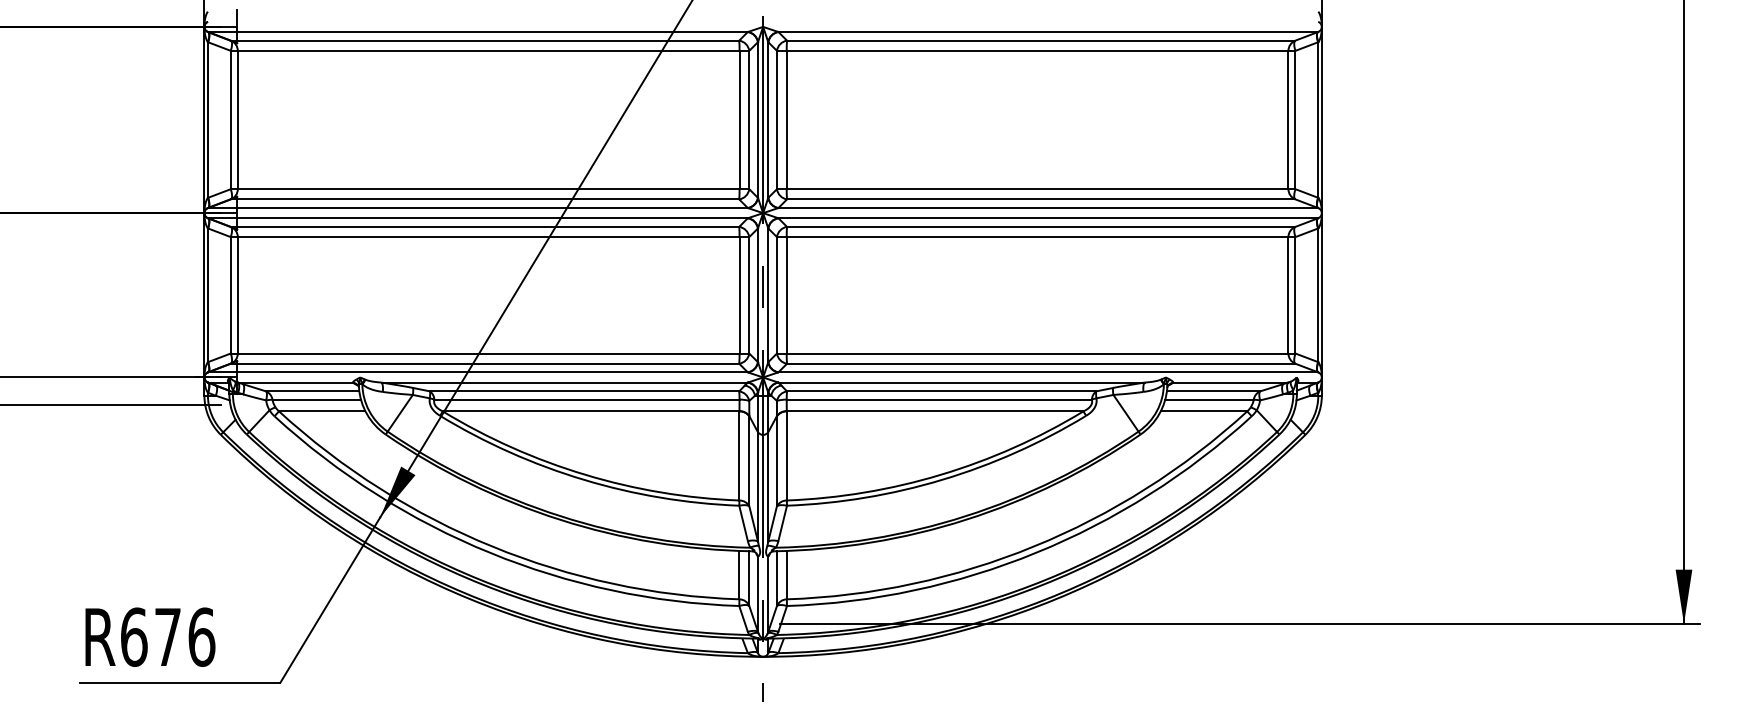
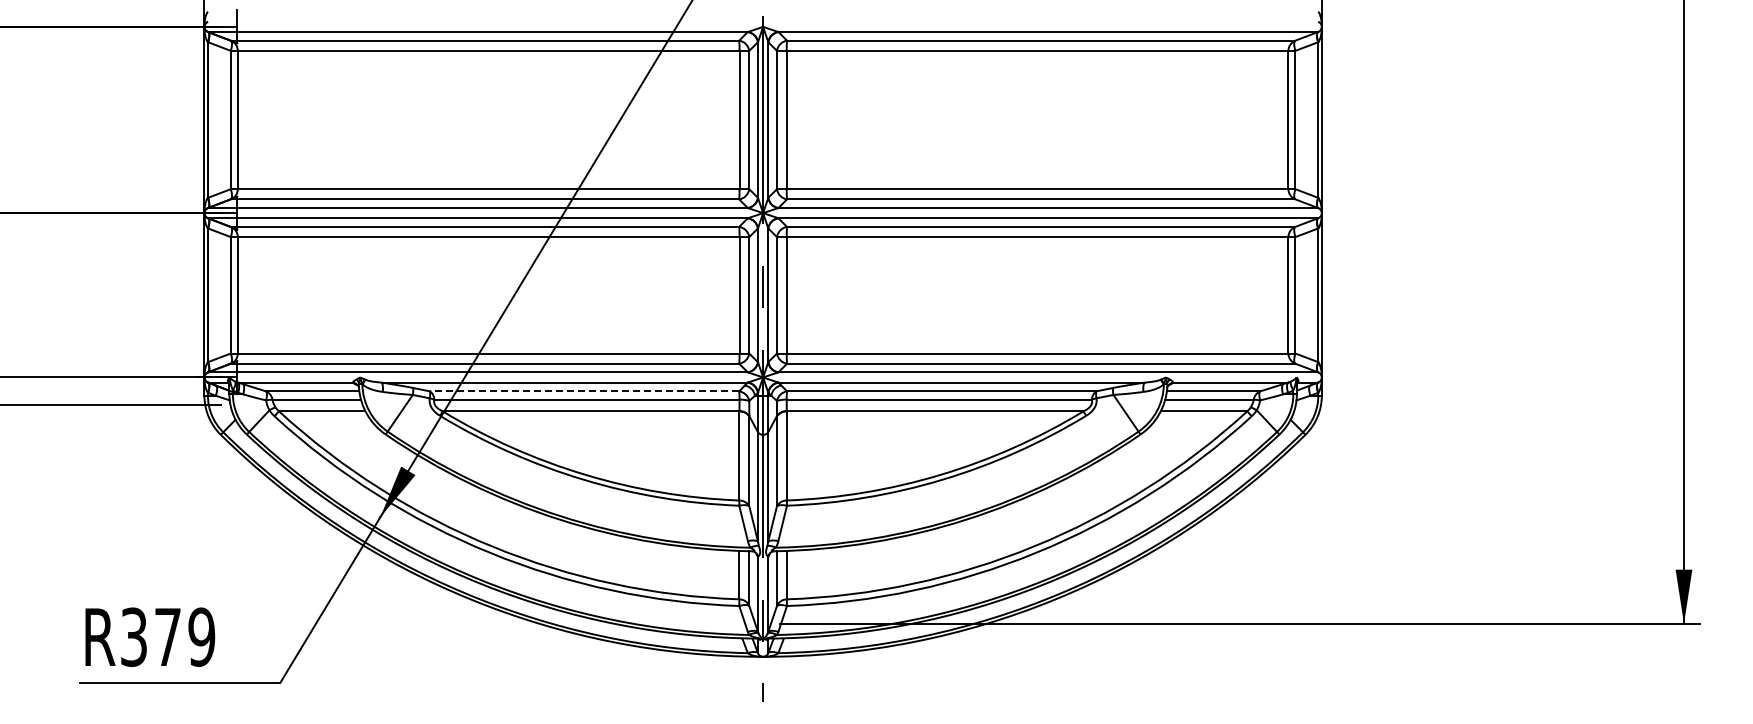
line: solid -> dashed (584, 391)
text: R676 -> R379 (168, 636)
